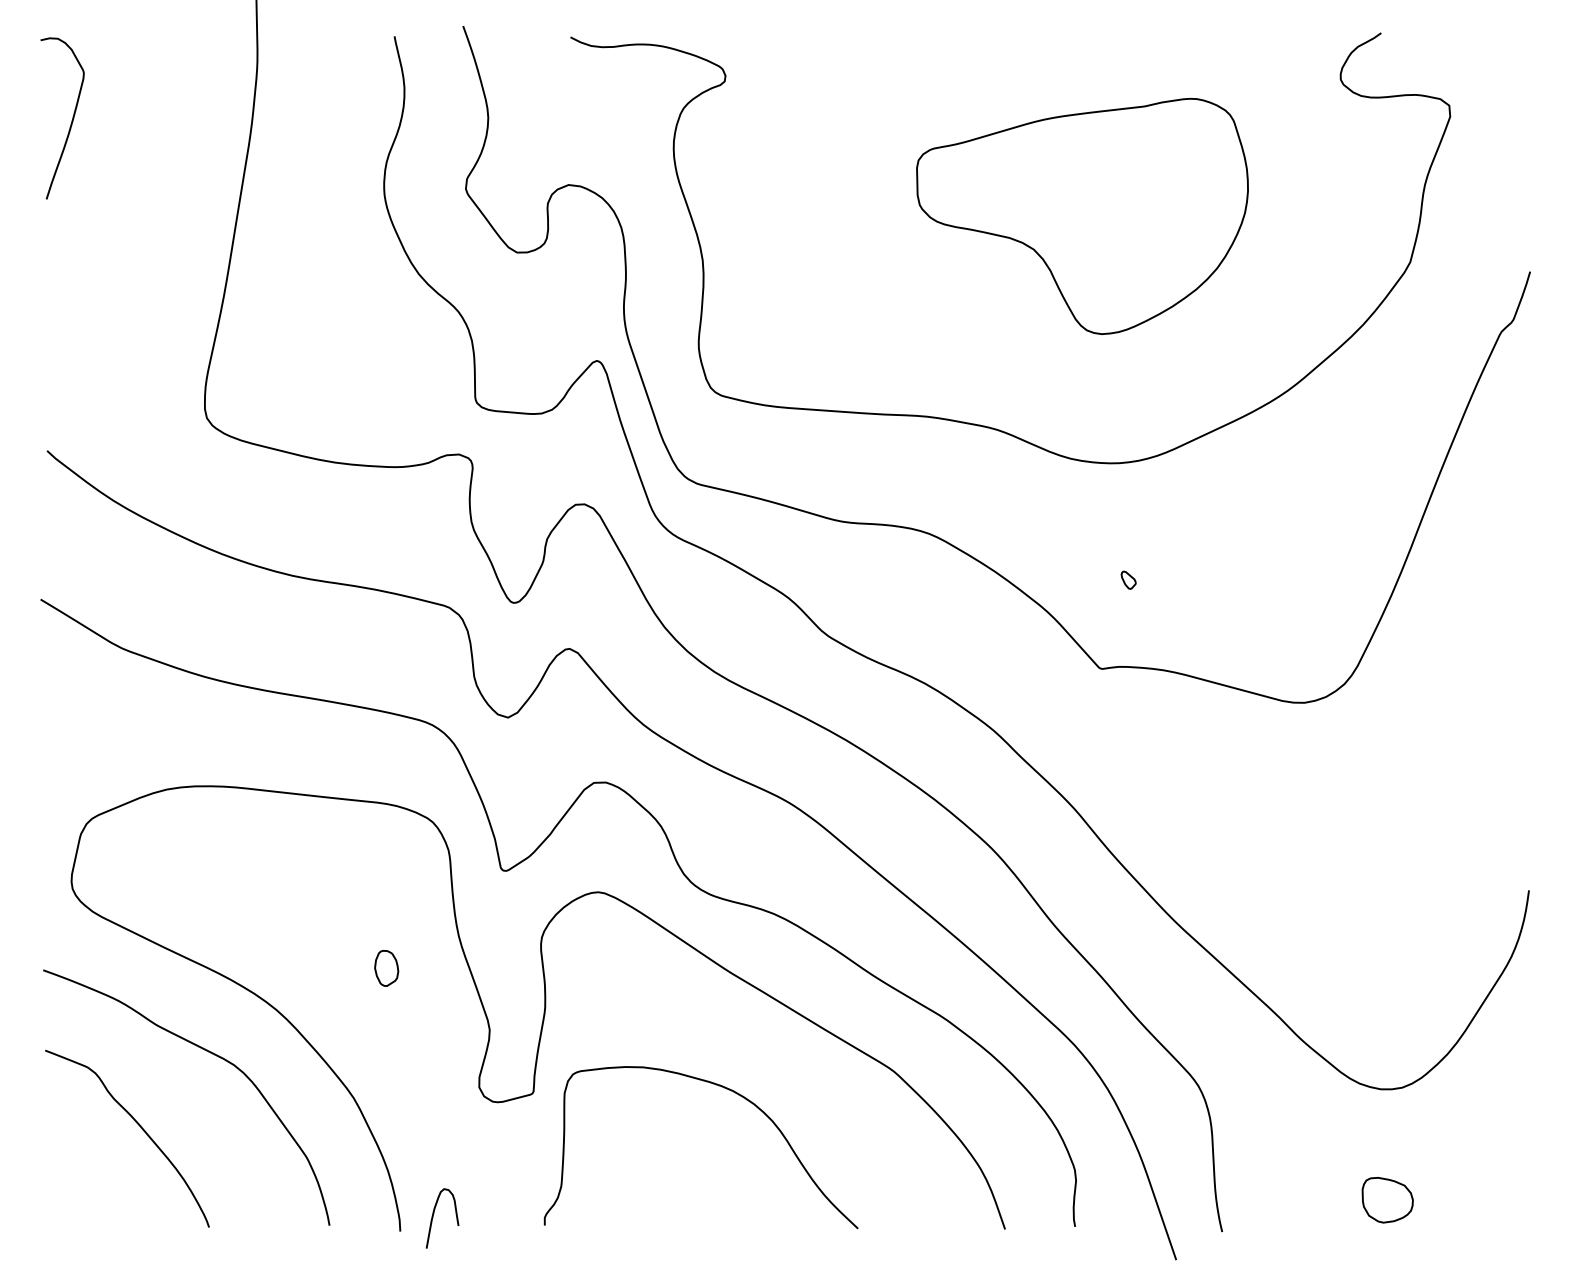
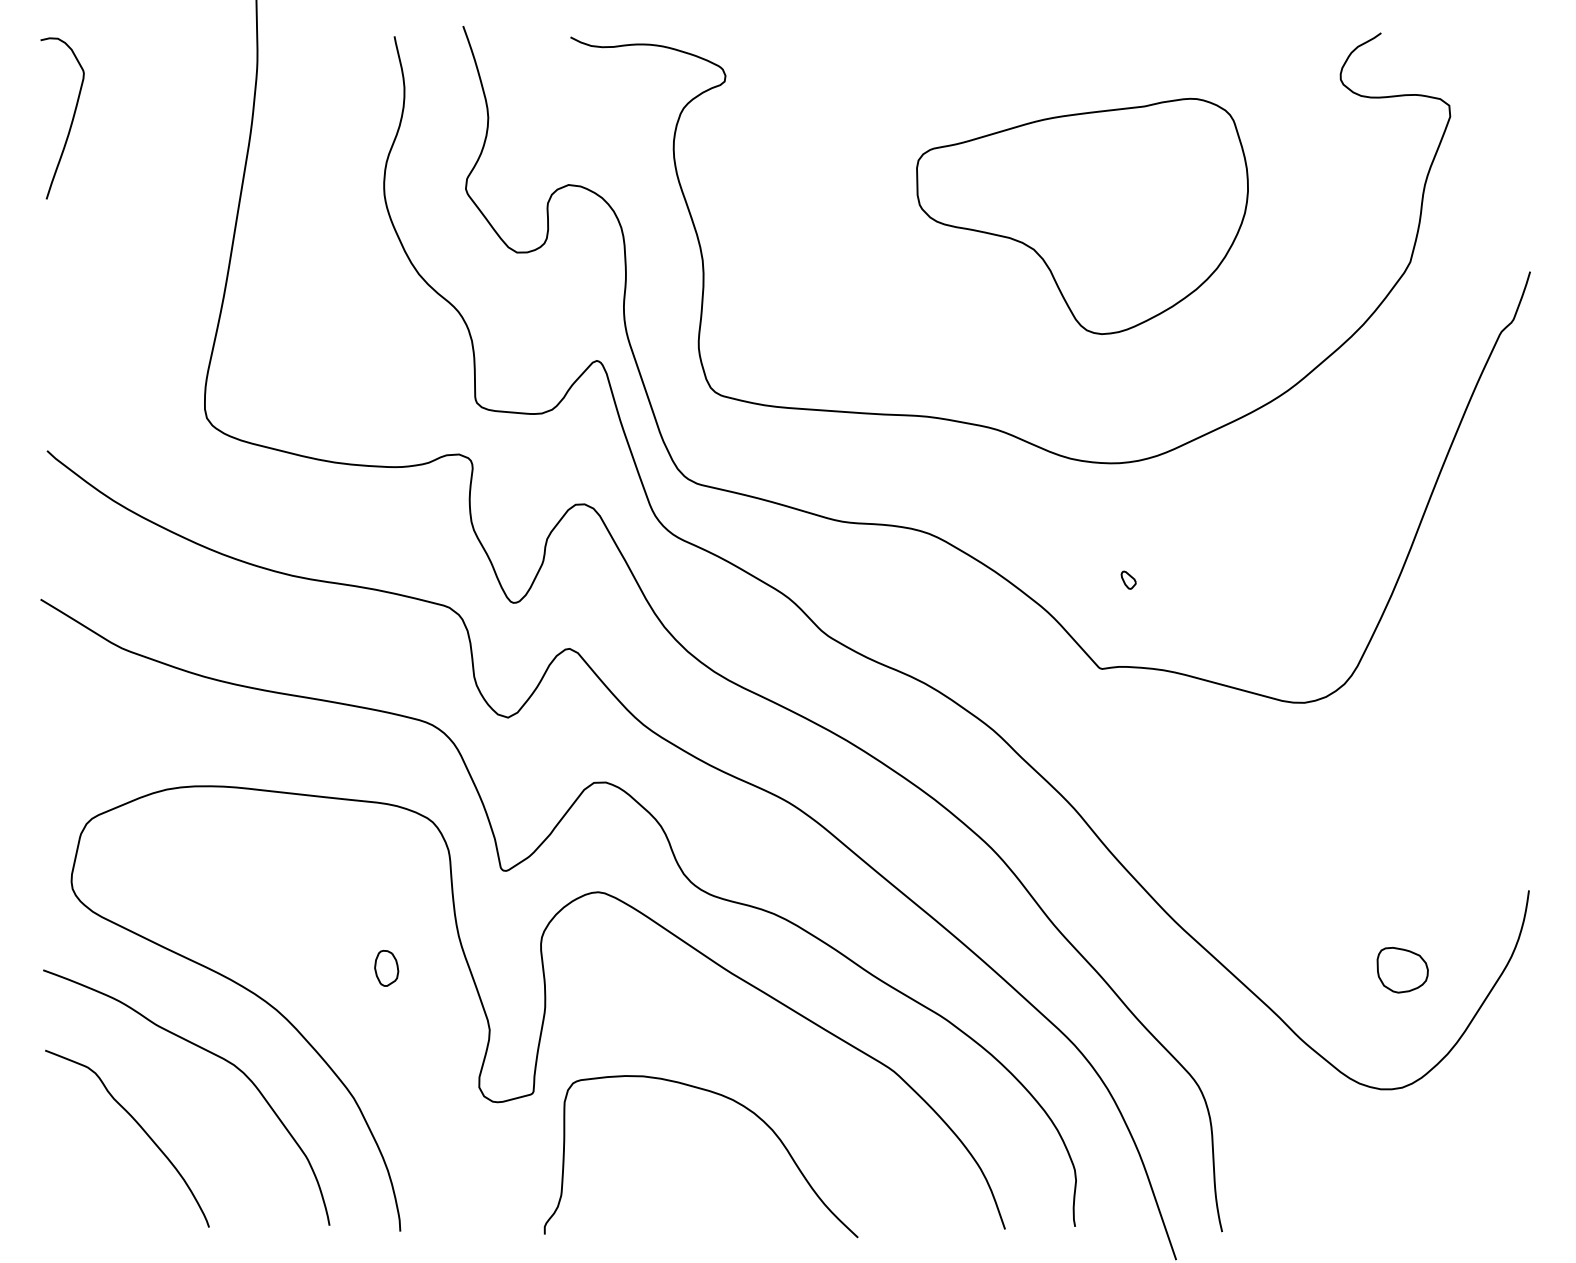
curve position: (728, 1090) -> (728, 1099) (728, 1099)
part position: (1387, 1200) -> (1402, 970) (1402, 970)
curve: present -> none (433, 1218)
